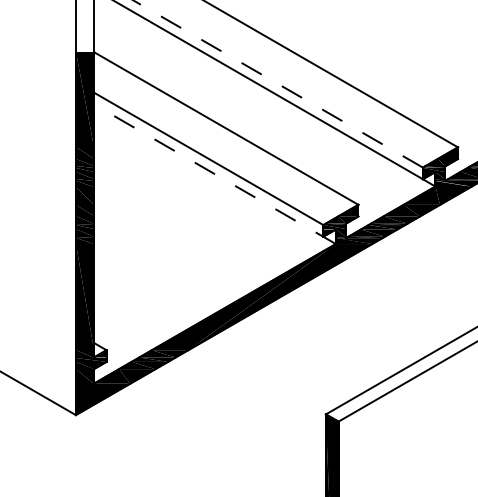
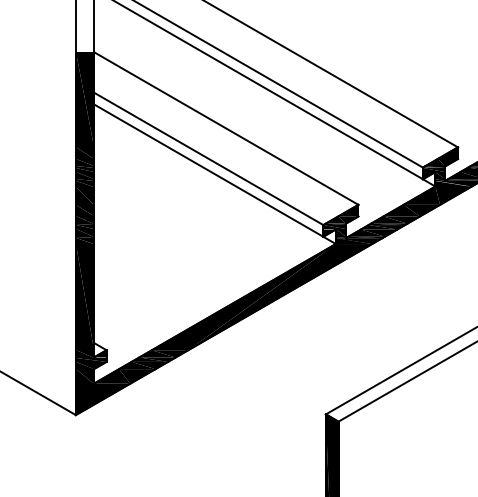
line: dashed -> solid (277, 83)
line: dashed -> solid (214, 174)
